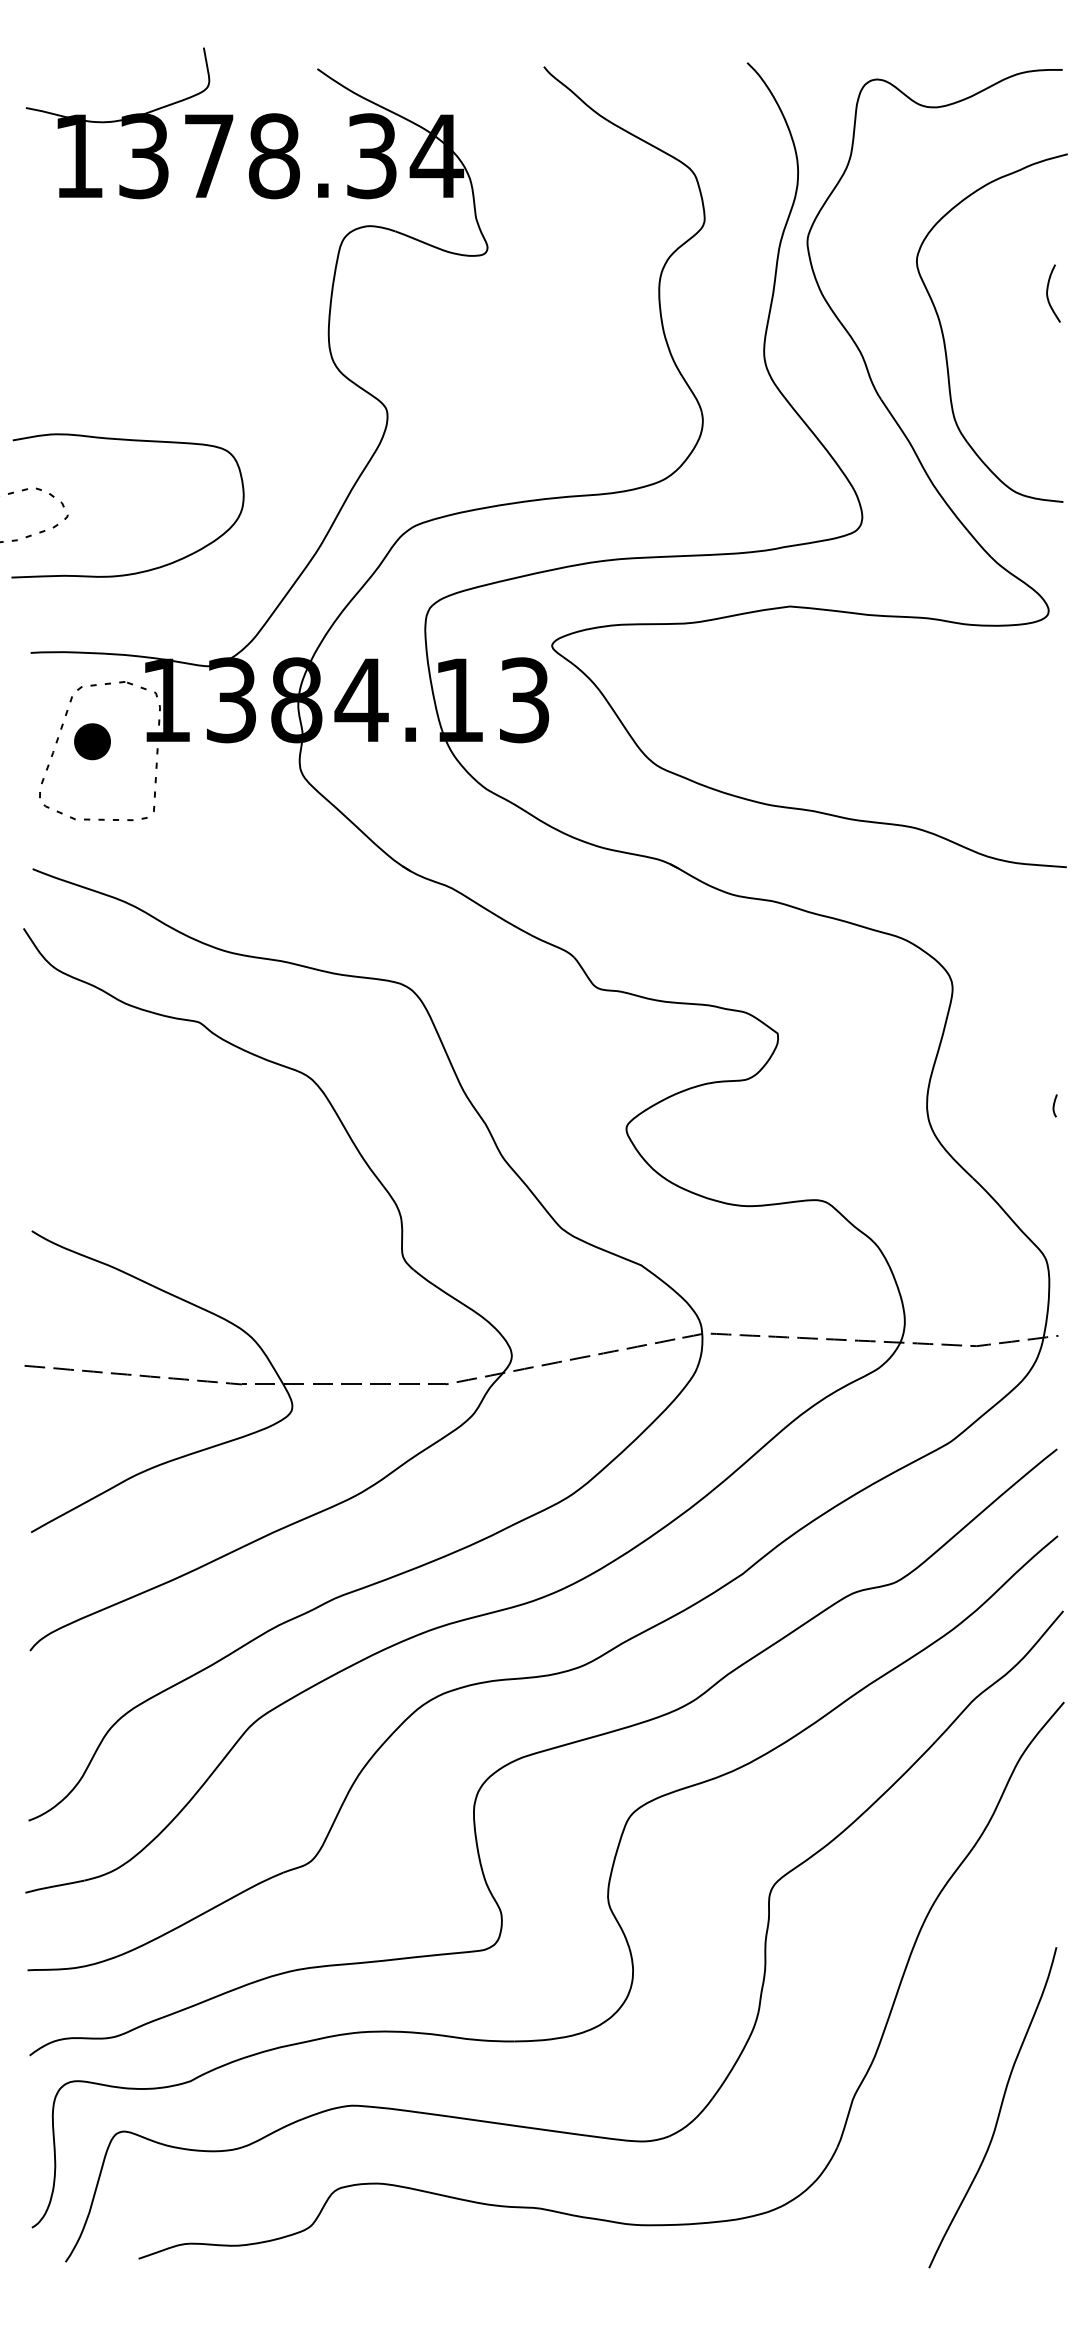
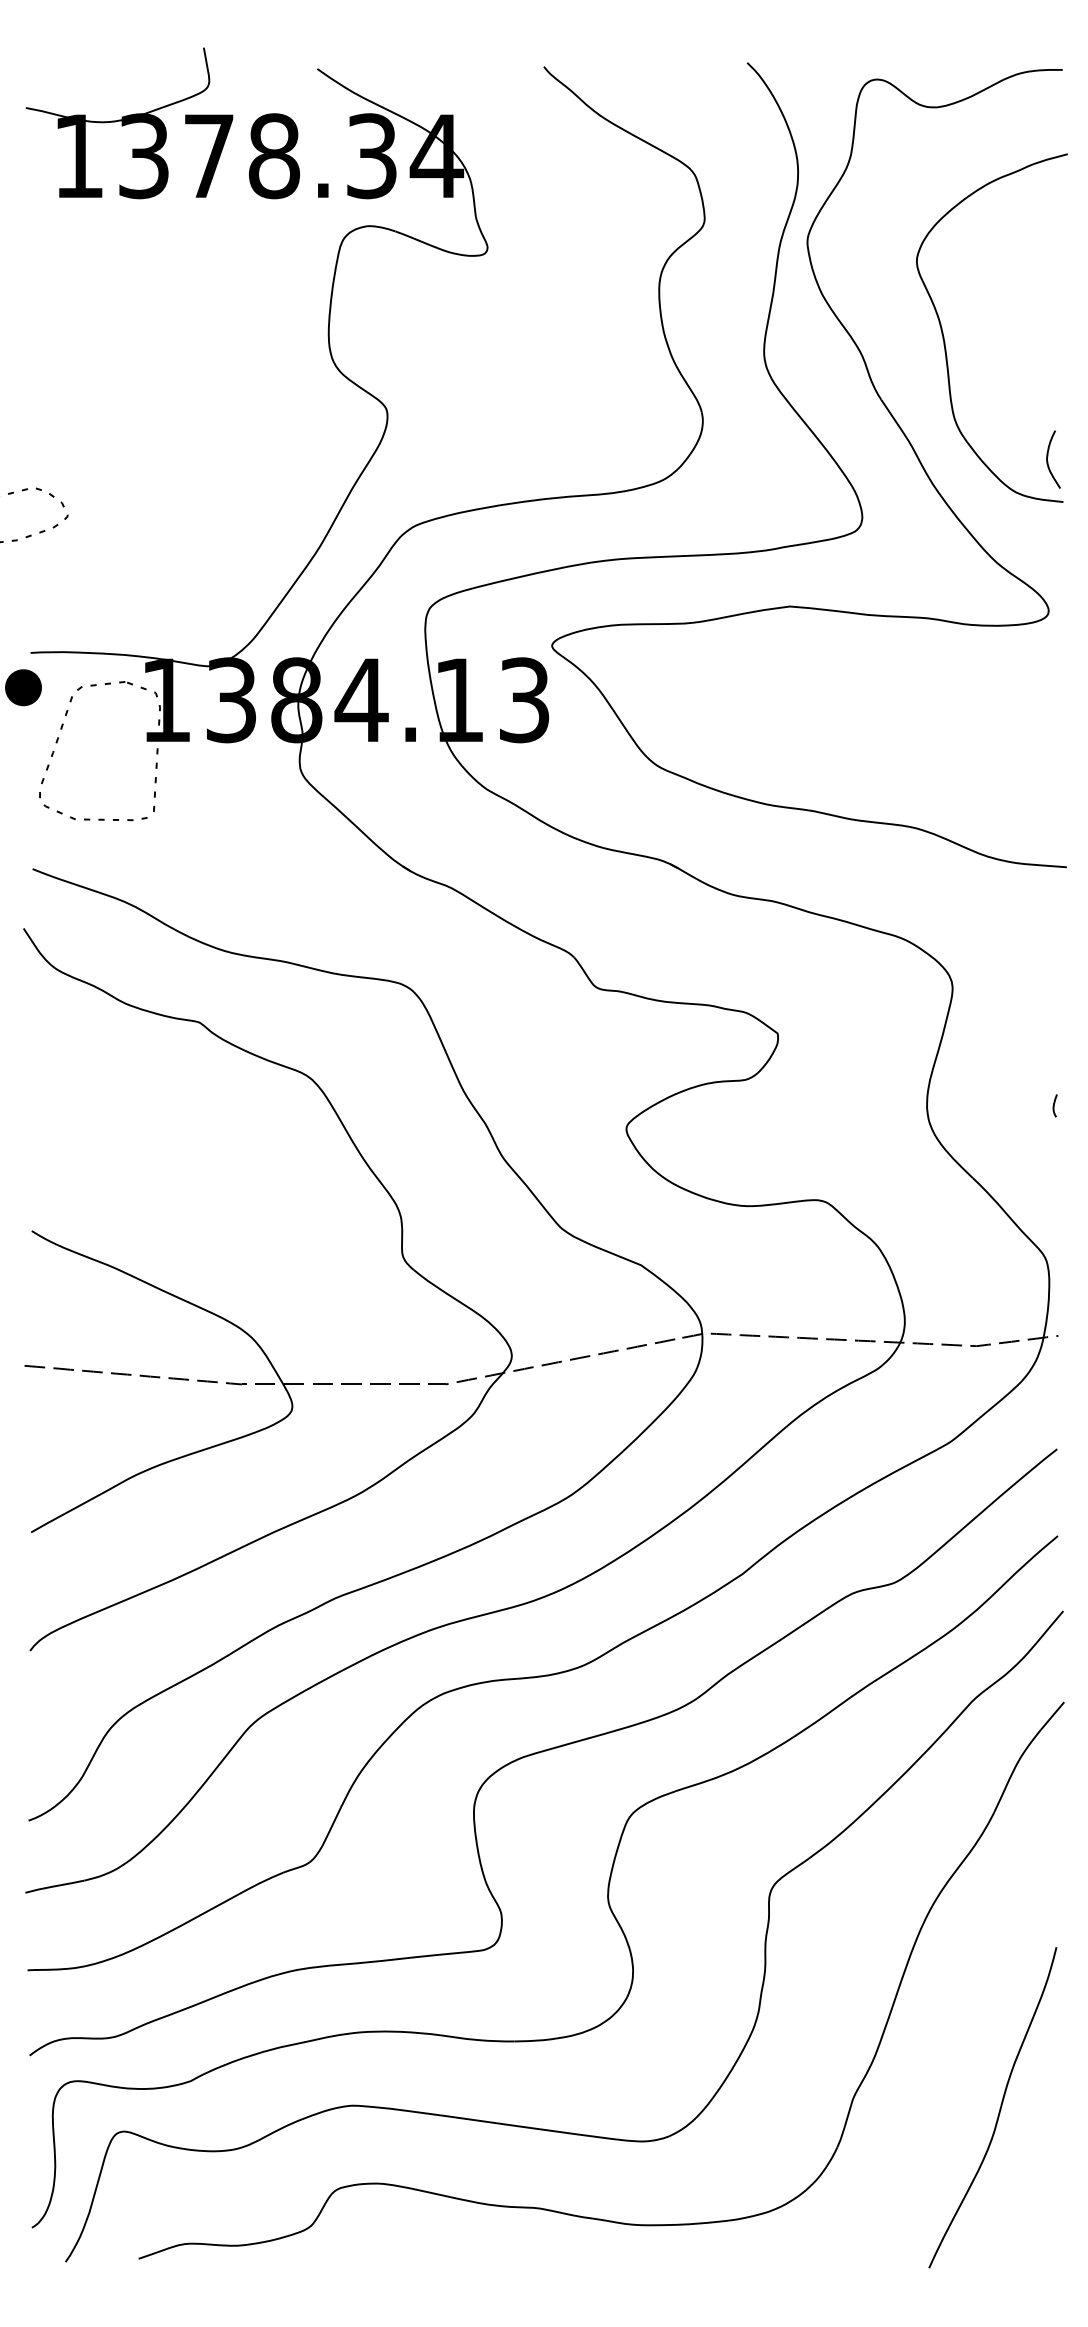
curve position: (1048, 295) -> (1048, 461) (1048, 461)
curve: present -> none (132, 441)
part position: (92, 741) -> (23, 687) (23, 687)
